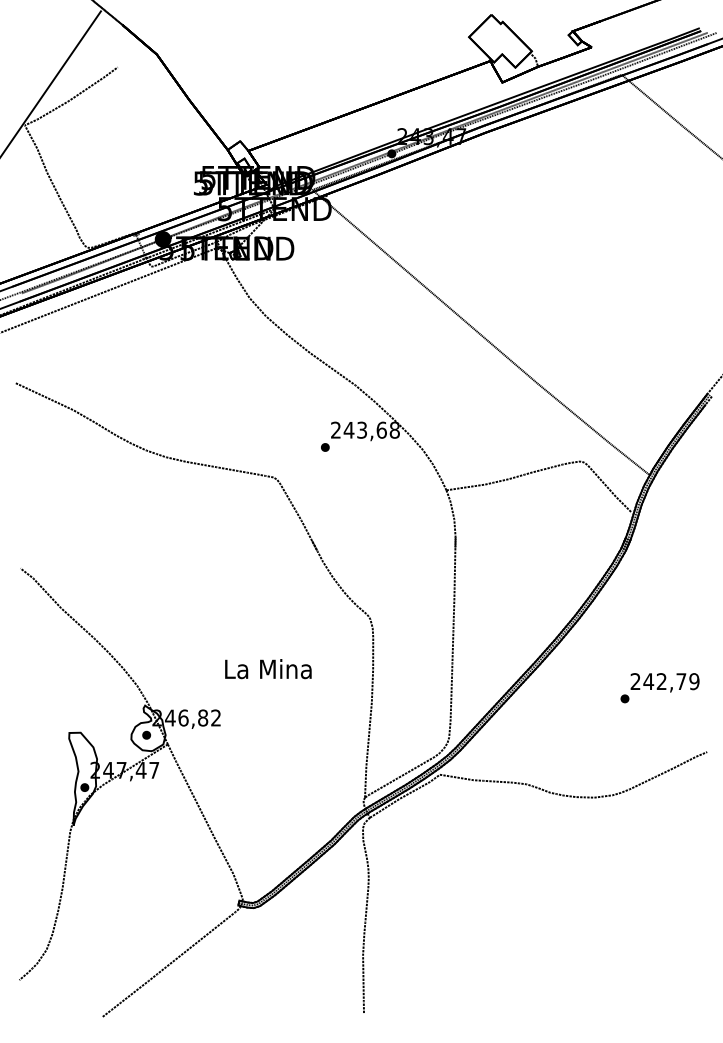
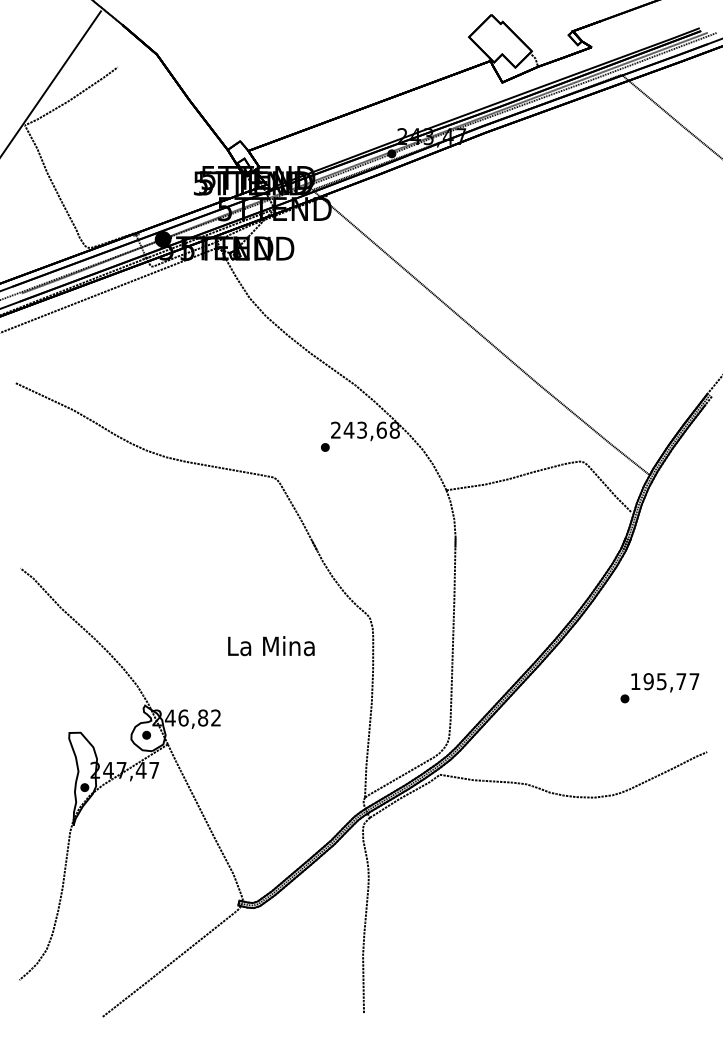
text position: (268, 669) -> (271, 646) (271, 646)
text: 242,79 -> 195,77 (664, 681)
